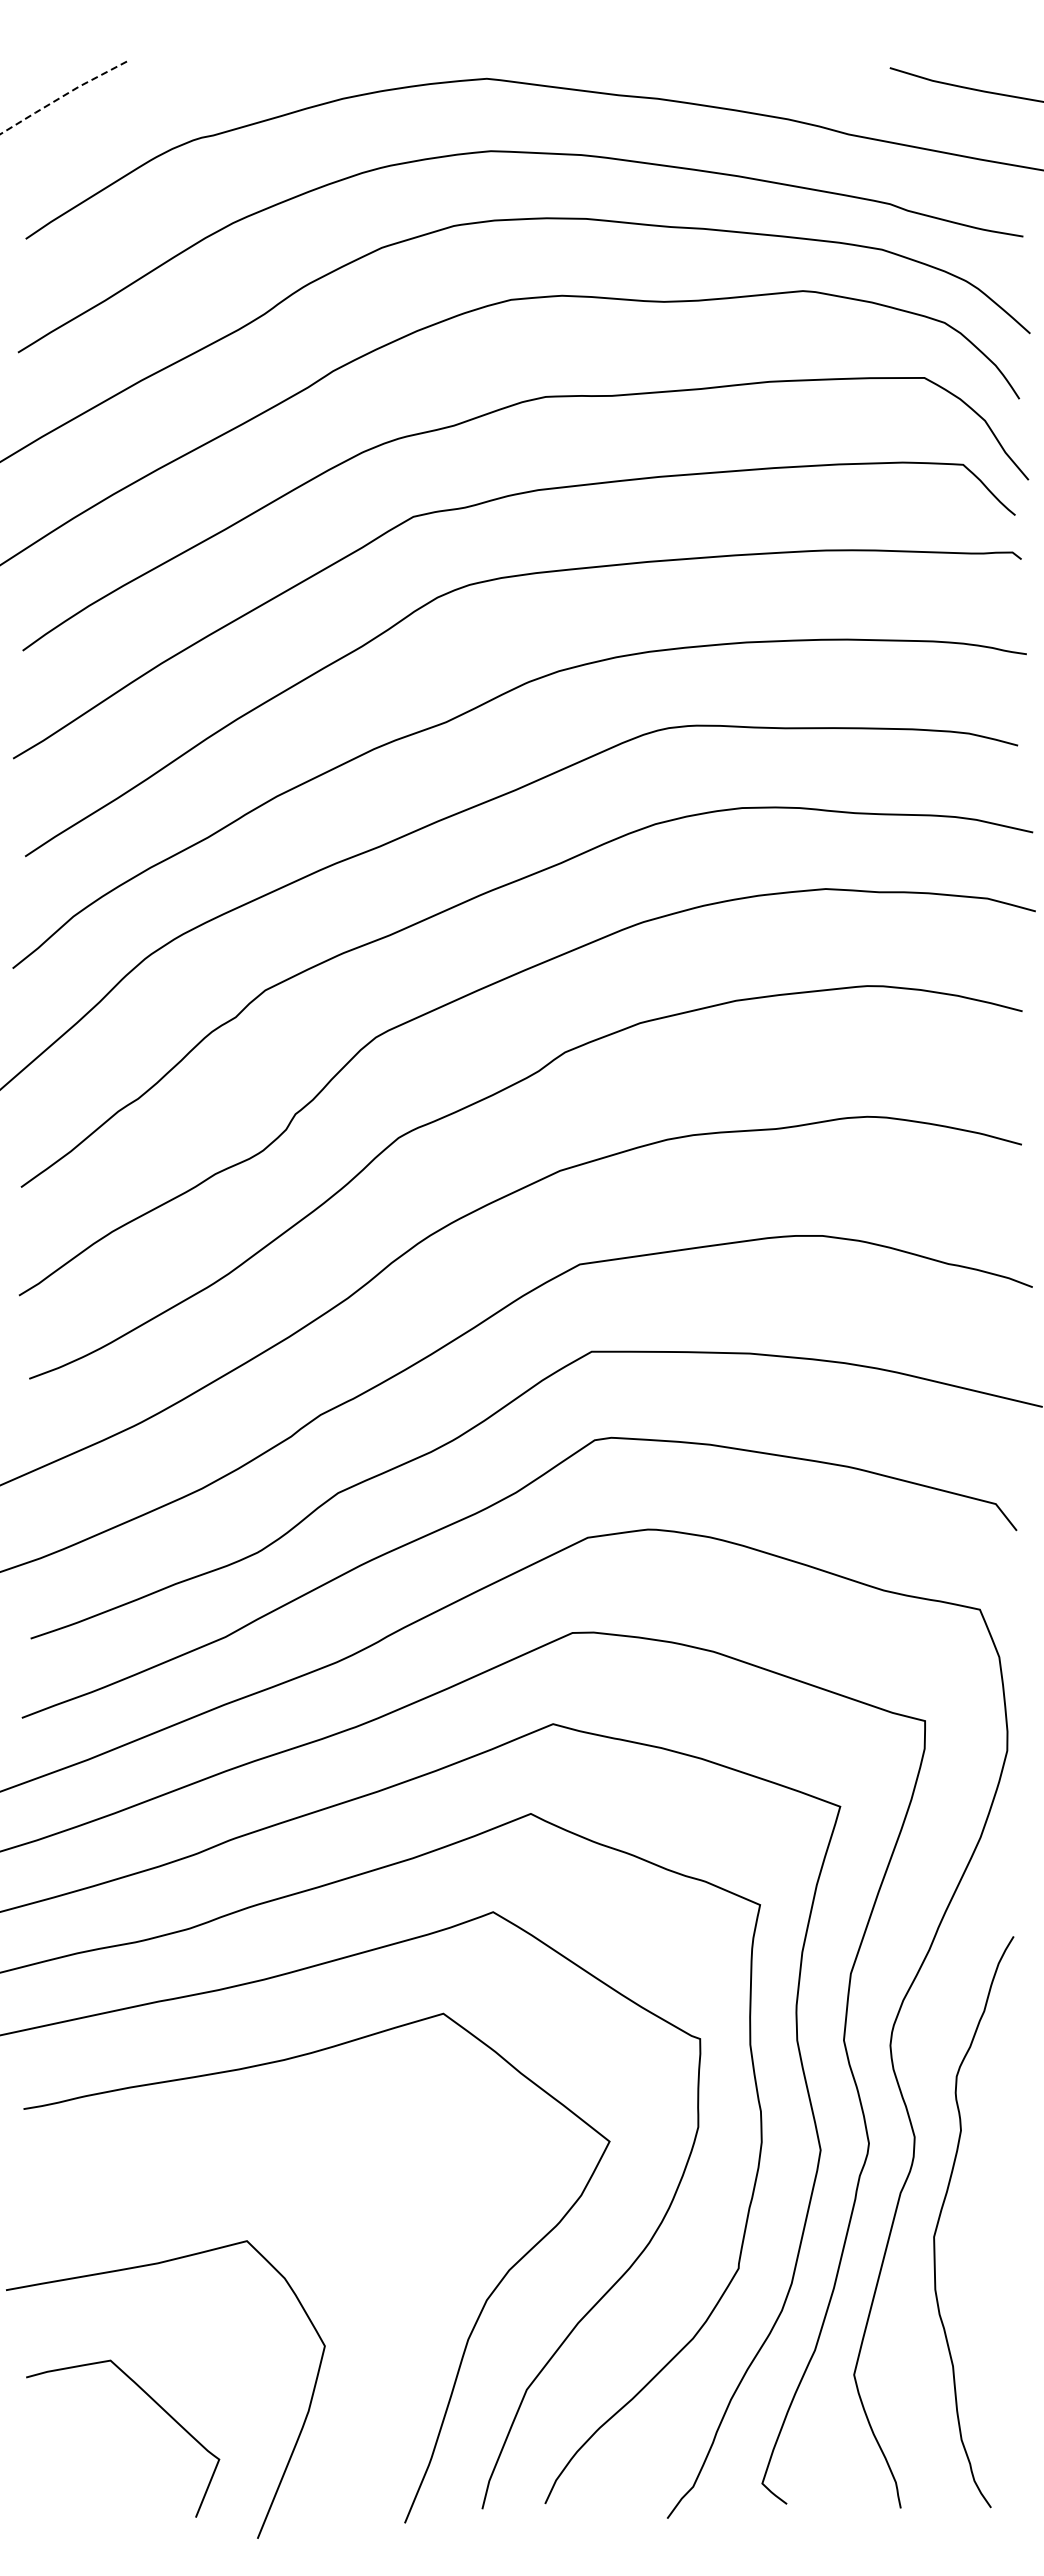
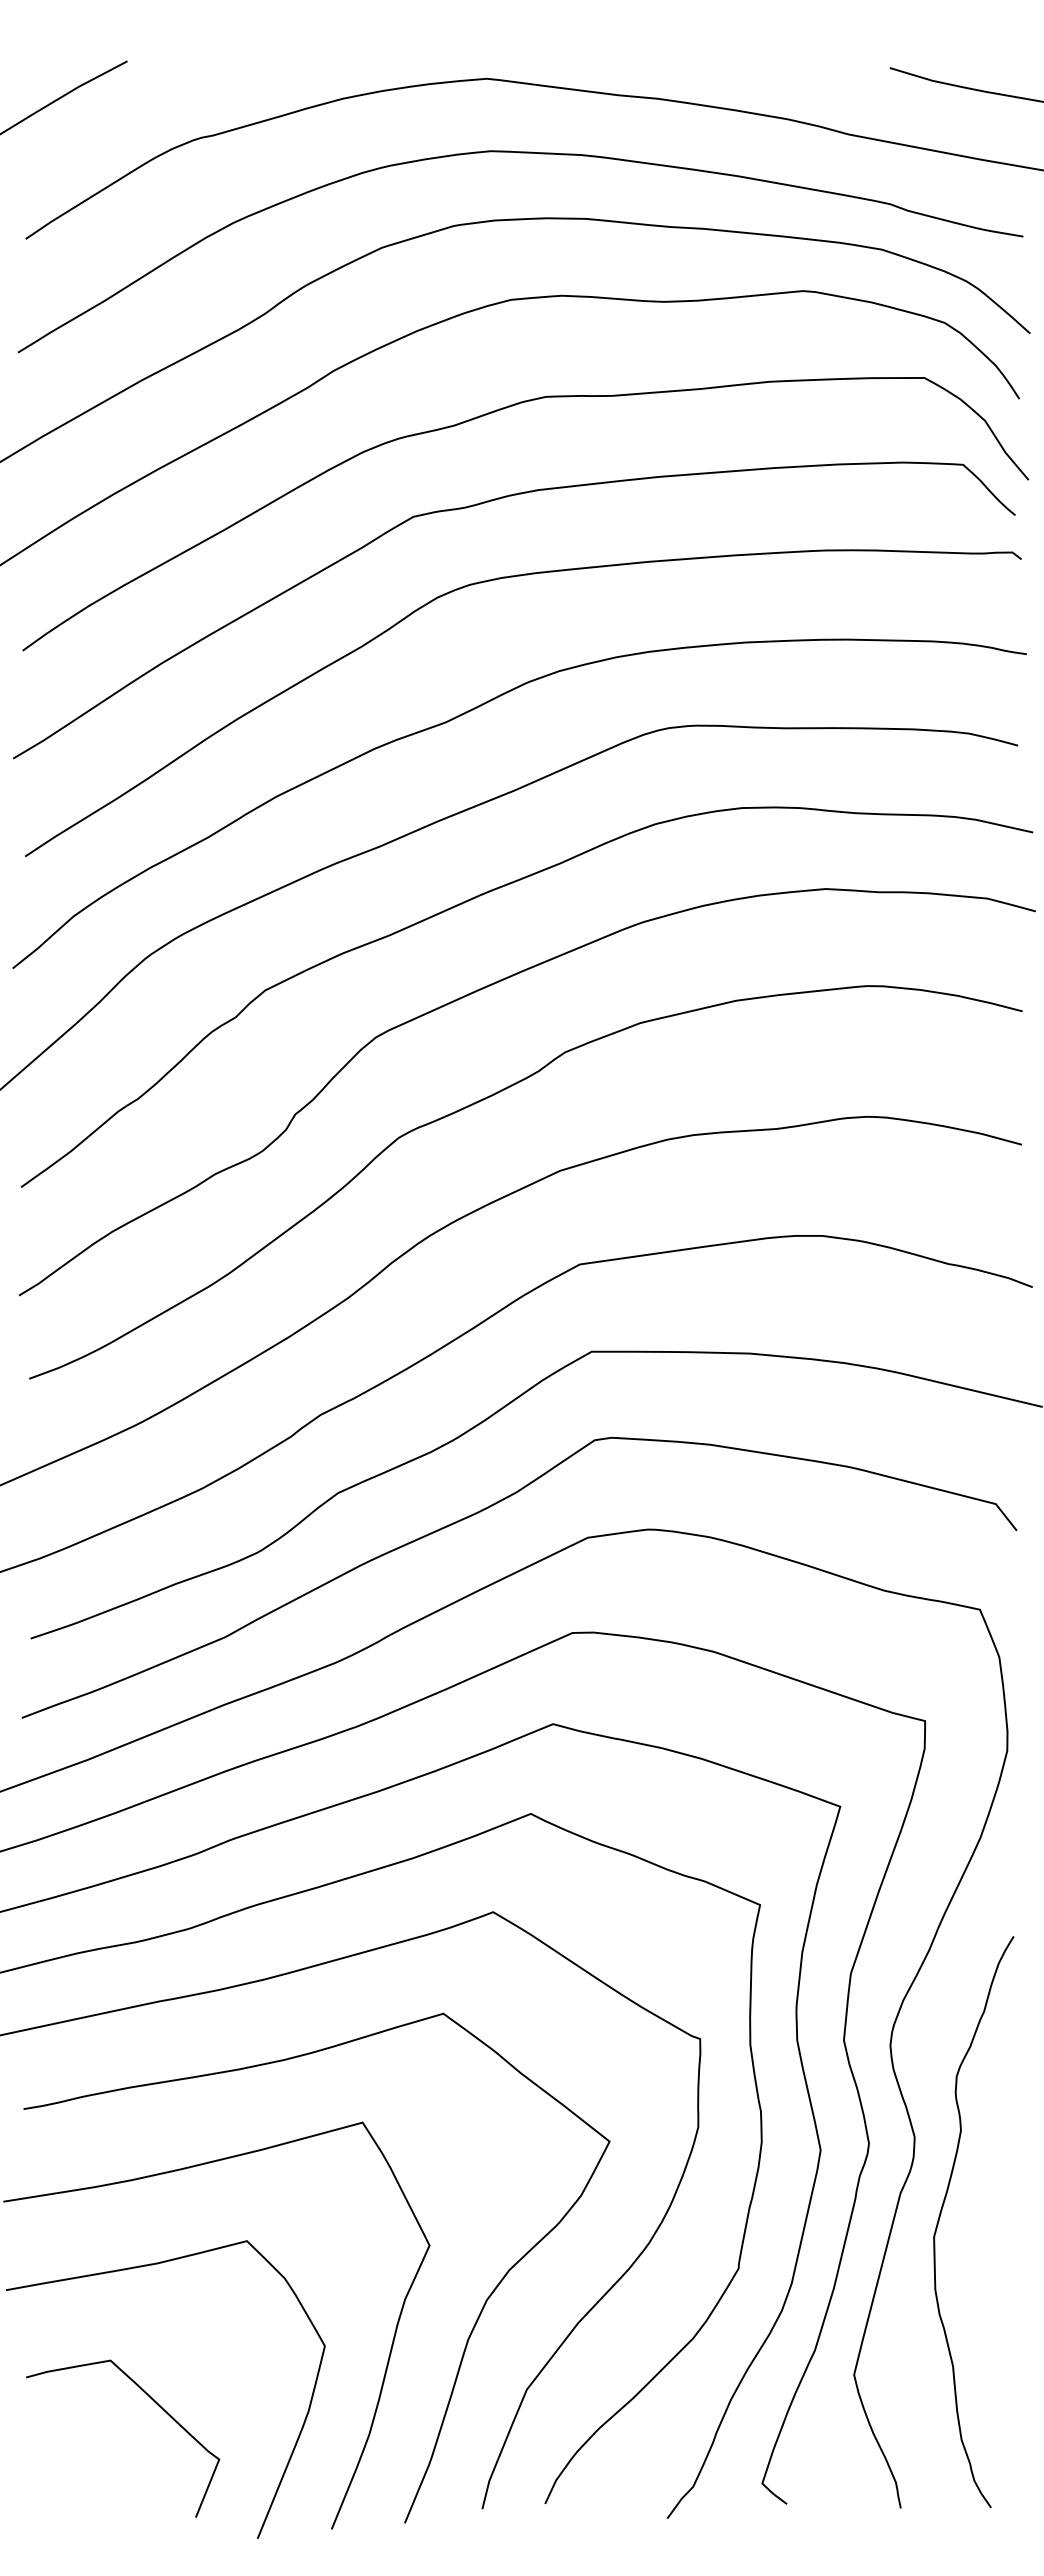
line: dashed -> solid (63, 95)
curve: none -> present (181, 2170)
